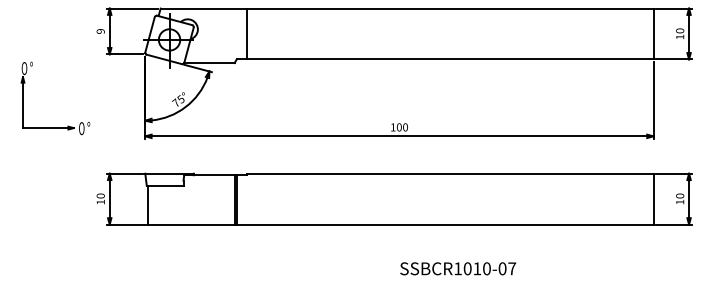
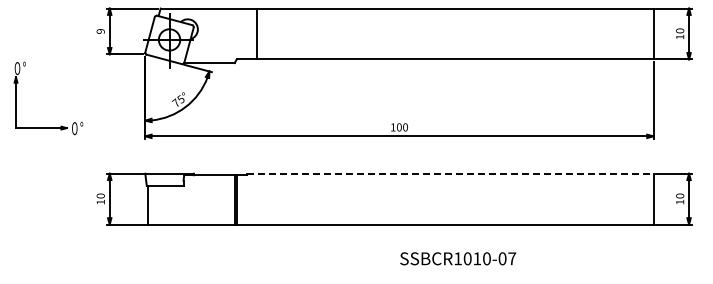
line position: (246, 33) -> (256, 33) (256, 33)
part position: (55, 127) -> (48, 127) (48, 127)
line: solid -> dashed (450, 173)
text position: (458, 268) -> (458, 258) (458, 258)
